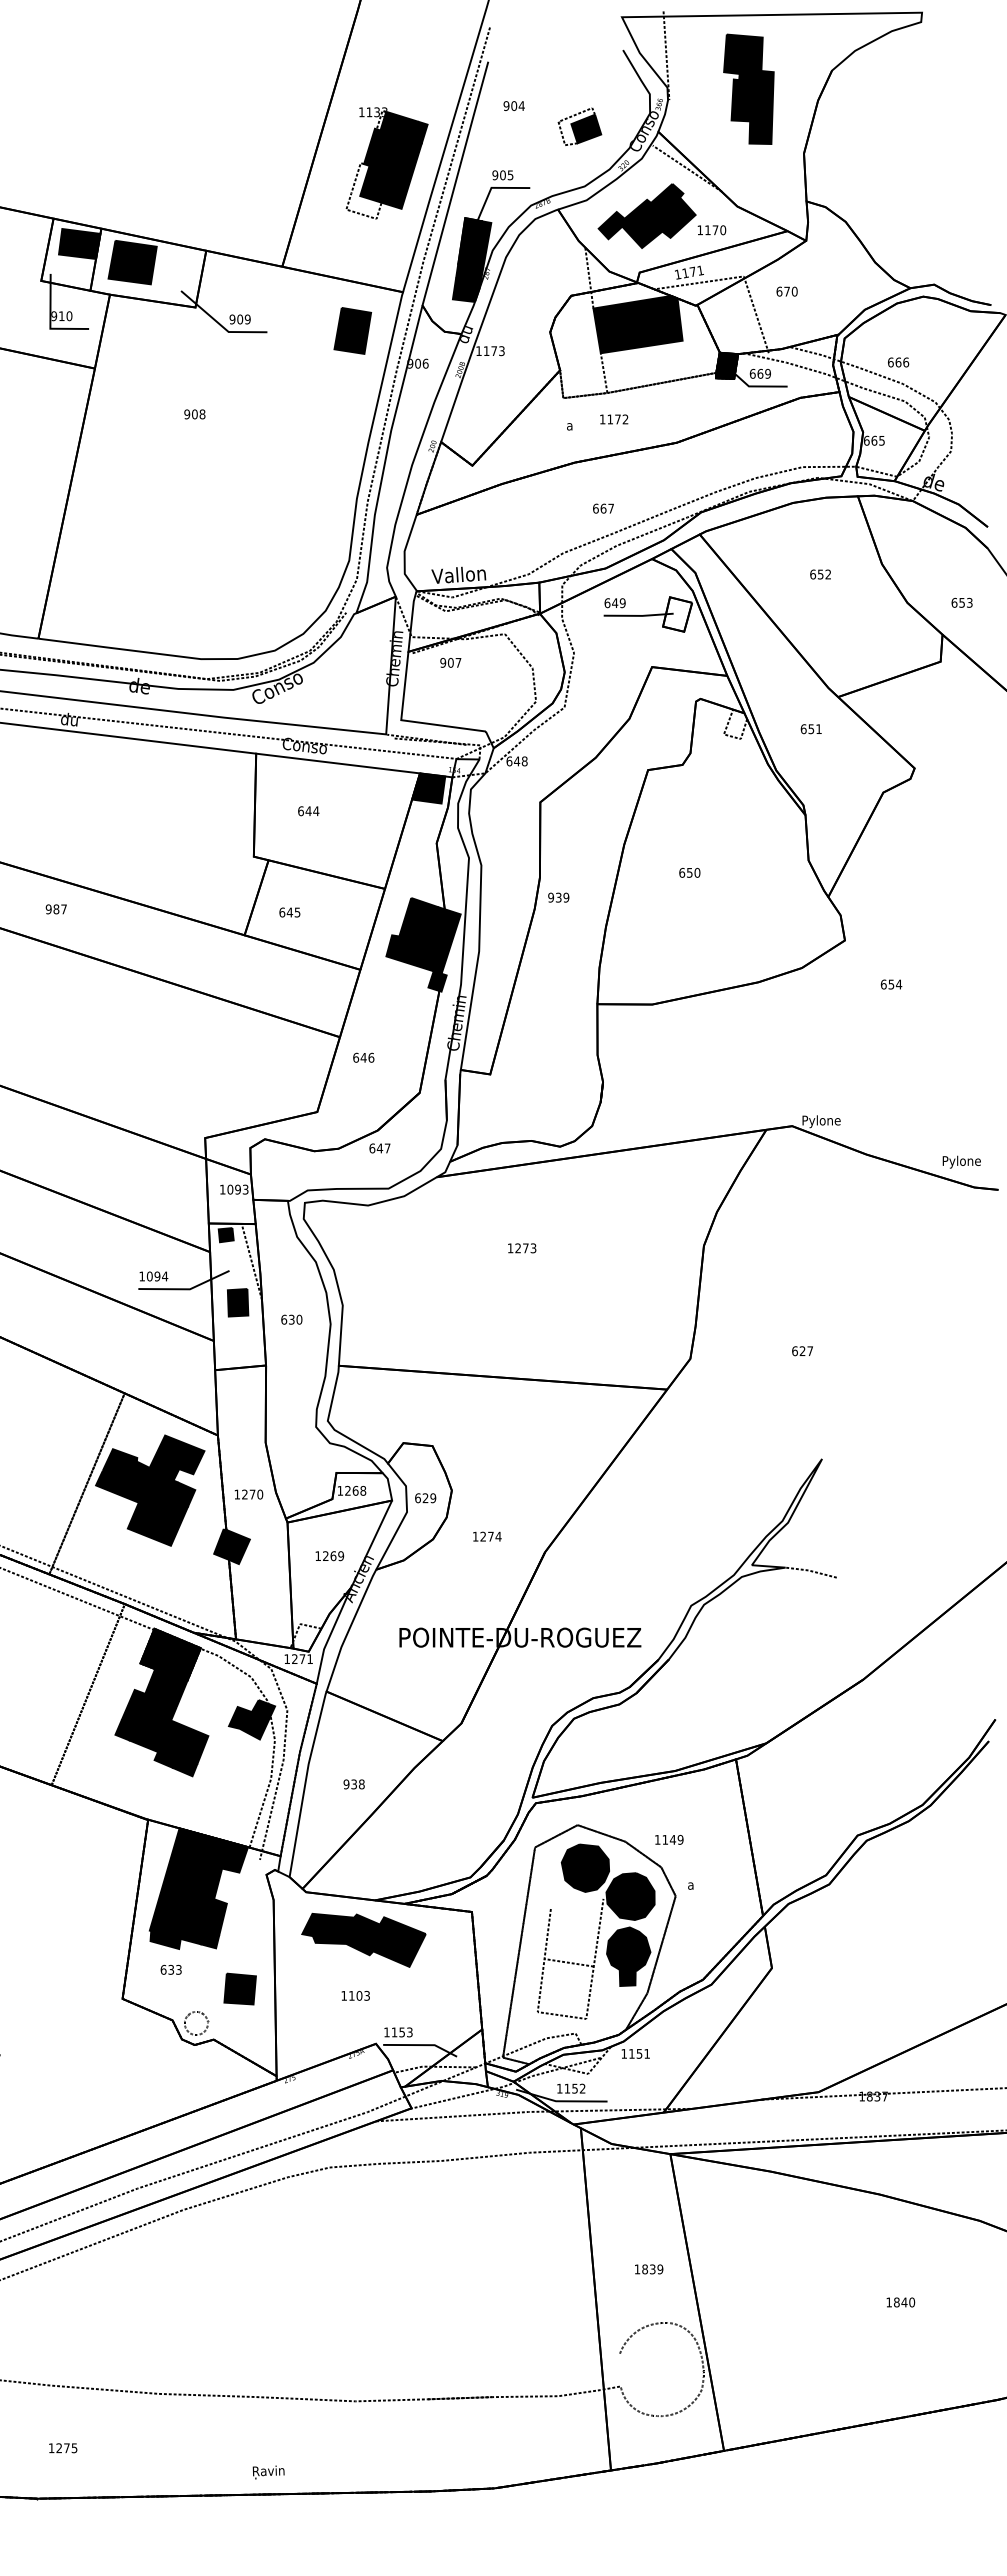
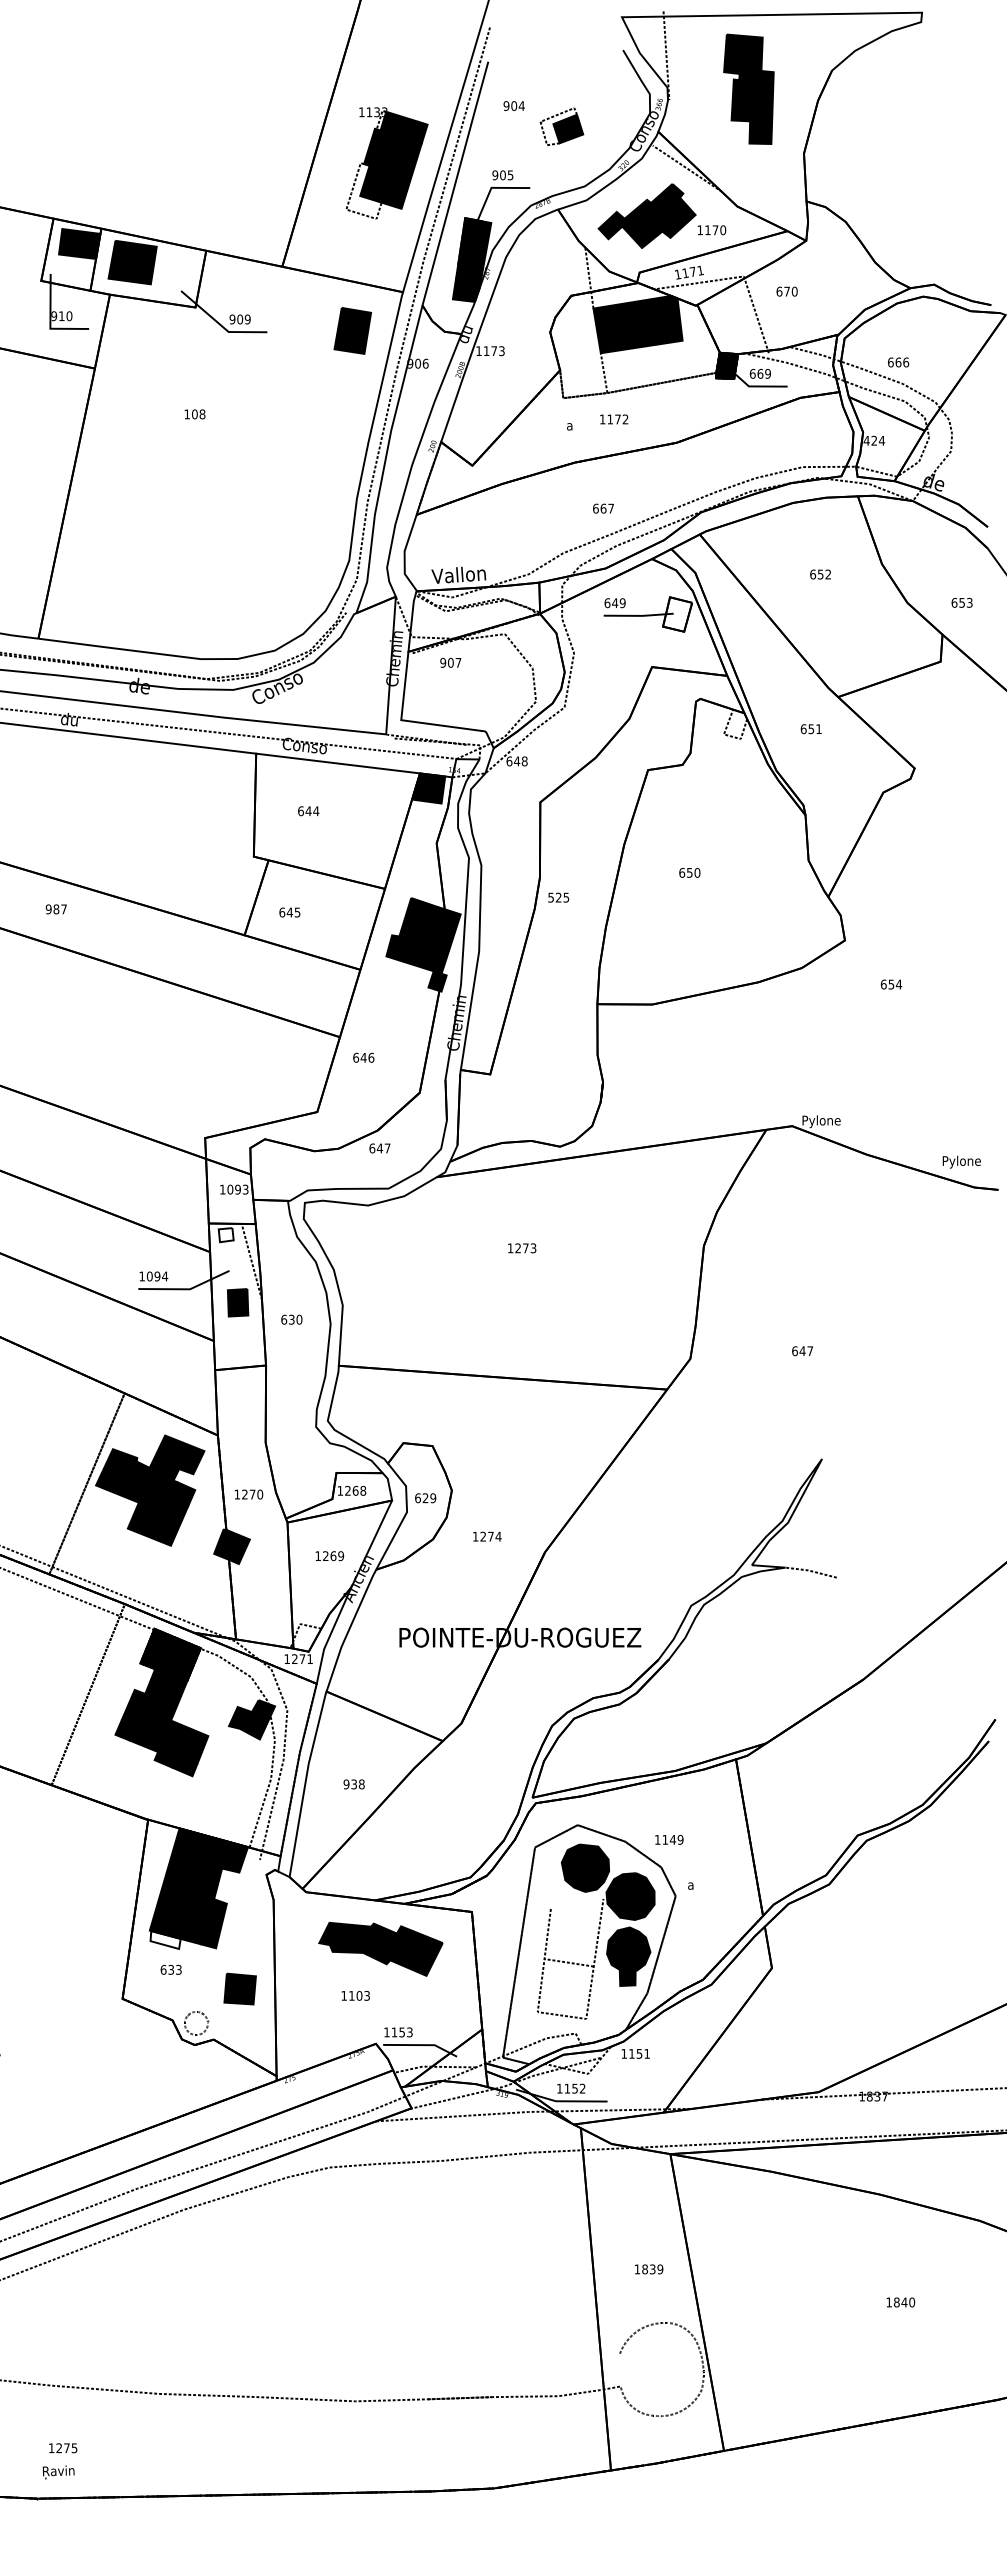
part position: (579, 126) -> (561, 126) (561, 126)
text: 908 -> 108 (187, 414)
text: 665 -> 424 (874, 440)
text: 939 -> 525 (558, 897)
fill: present -> none (225, 1235)
text: 627 -> 647 (802, 1350)
part position: (363, 1939) -> (380, 1948) (380, 1948)
fill: present -> none (165, 1940)
part position: (268, 2472) -> (58, 2472) (58, 2472)
